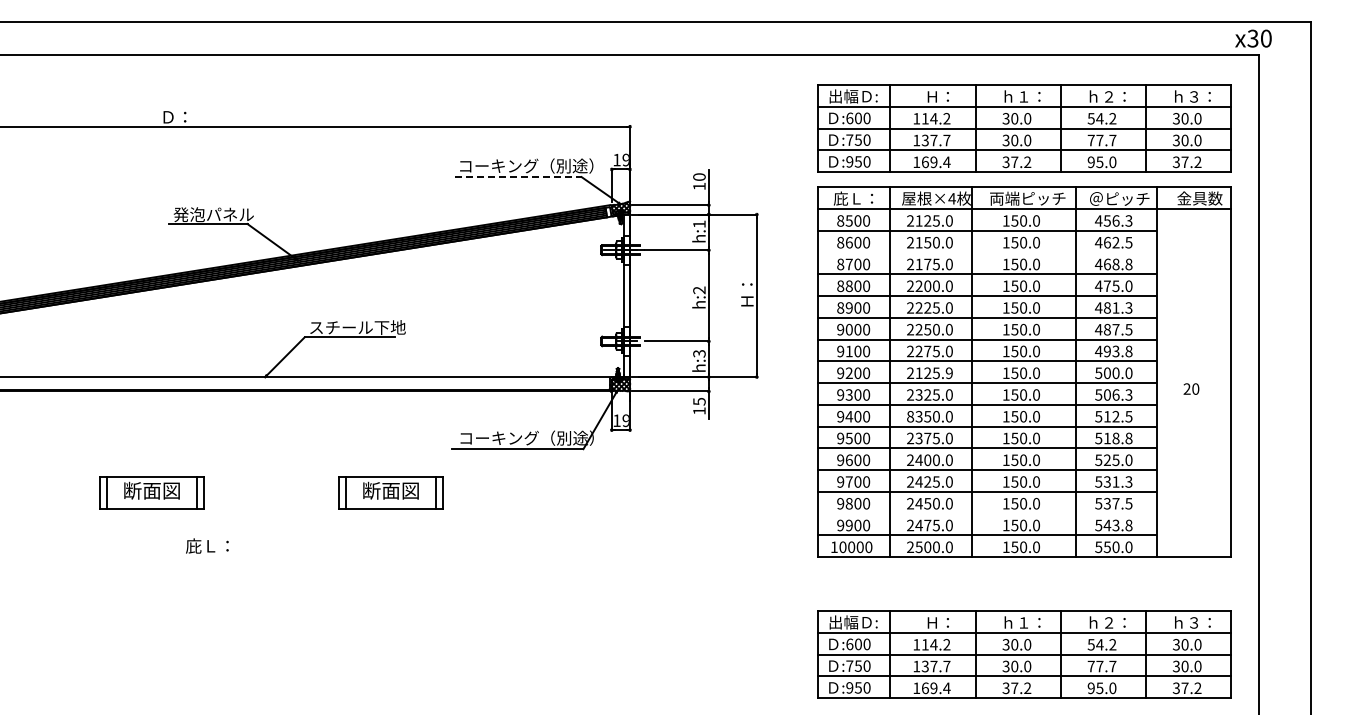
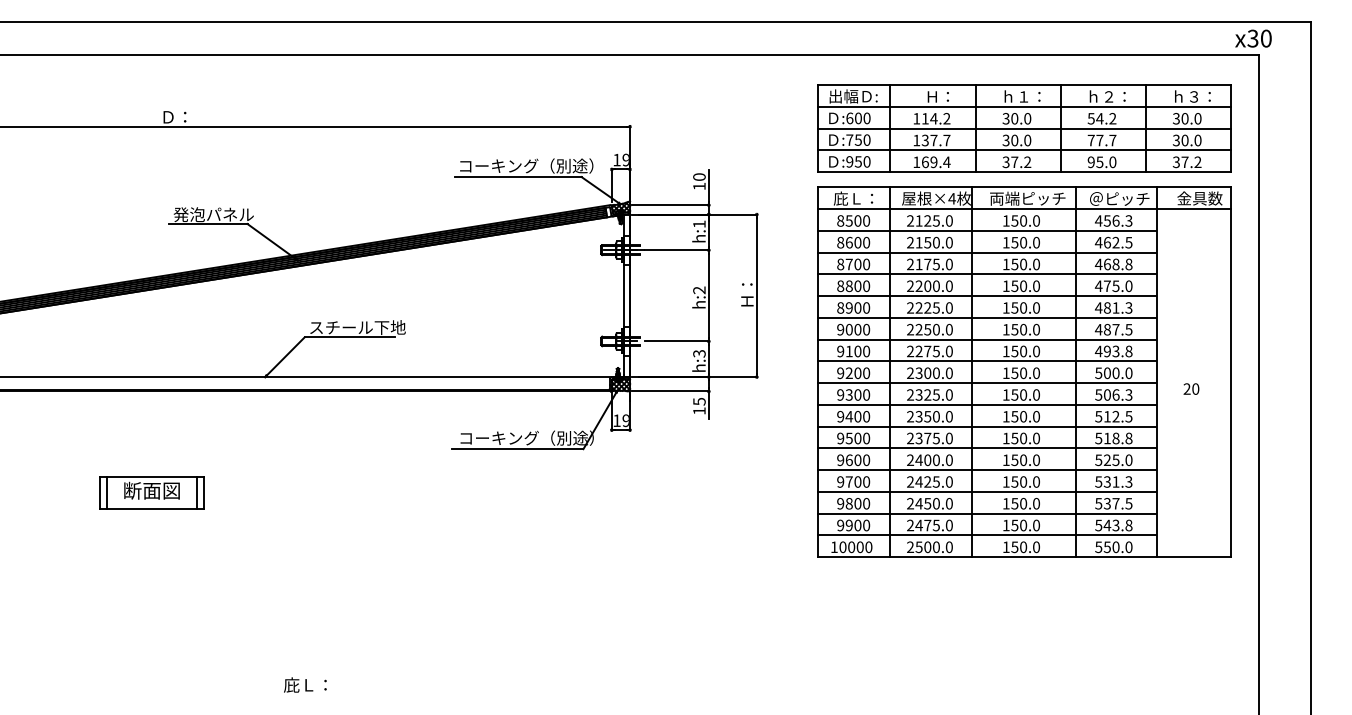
line: dashed -> solid (518, 177)
line: none -> present (986, 252)
text: 2125.9 -> 2300.0 (933, 373)
text: 8350.0 -> 2350.0 (910, 416)
part: present -> none (390, 492)
line: none -> present (986, 513)
text position: (207, 545) -> (305, 684) (305, 684)
part: present -> none (1024, 654)
